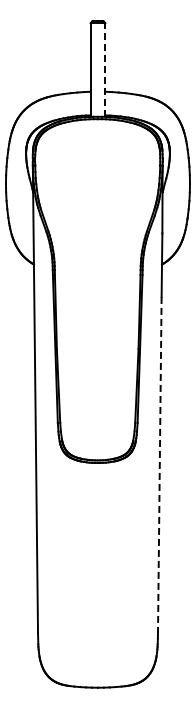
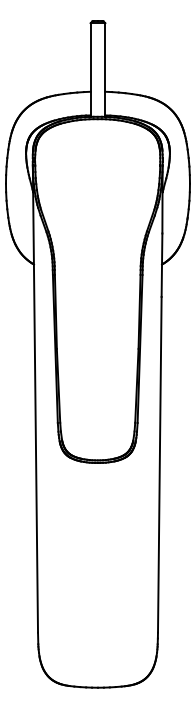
line: dashed -> solid (105, 70)
line: dashed -> solid (159, 464)
